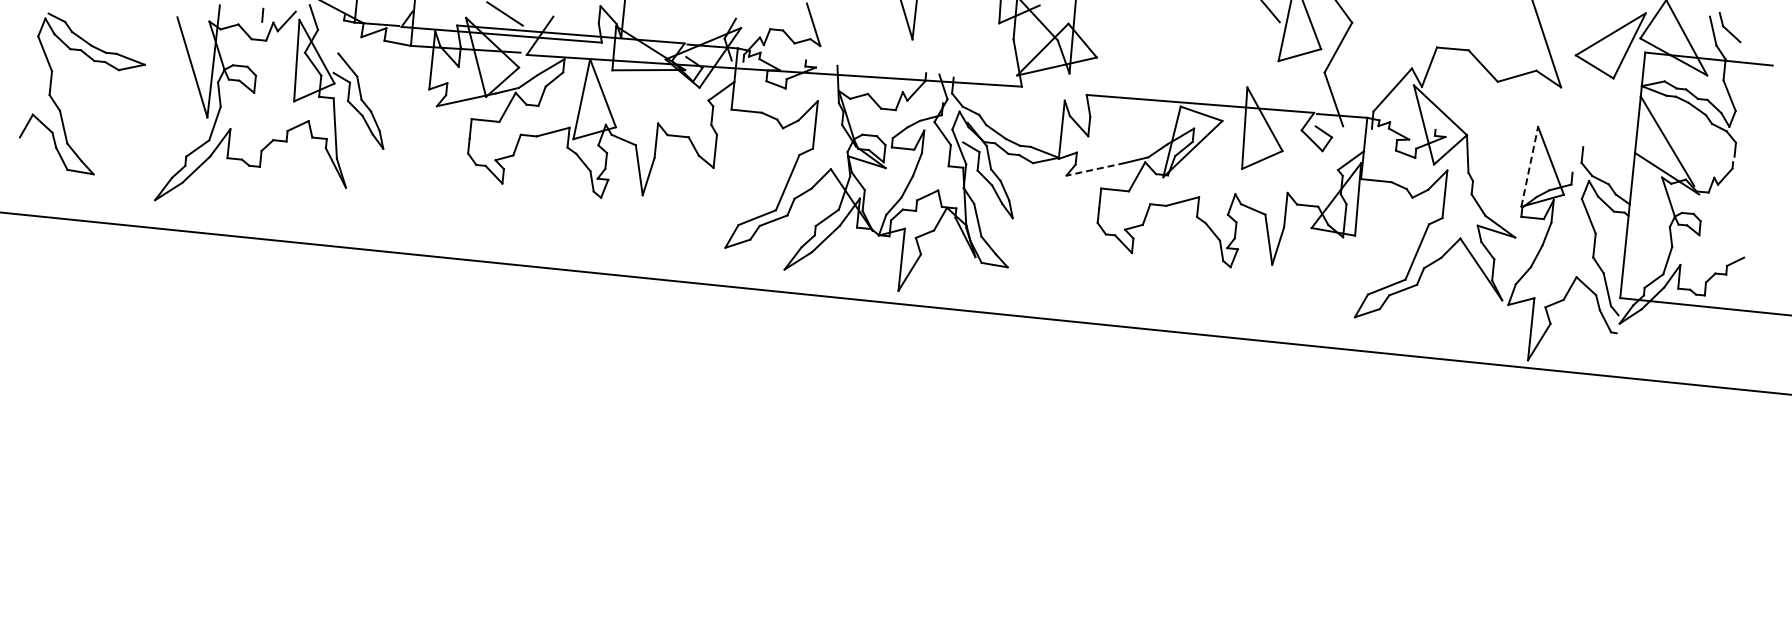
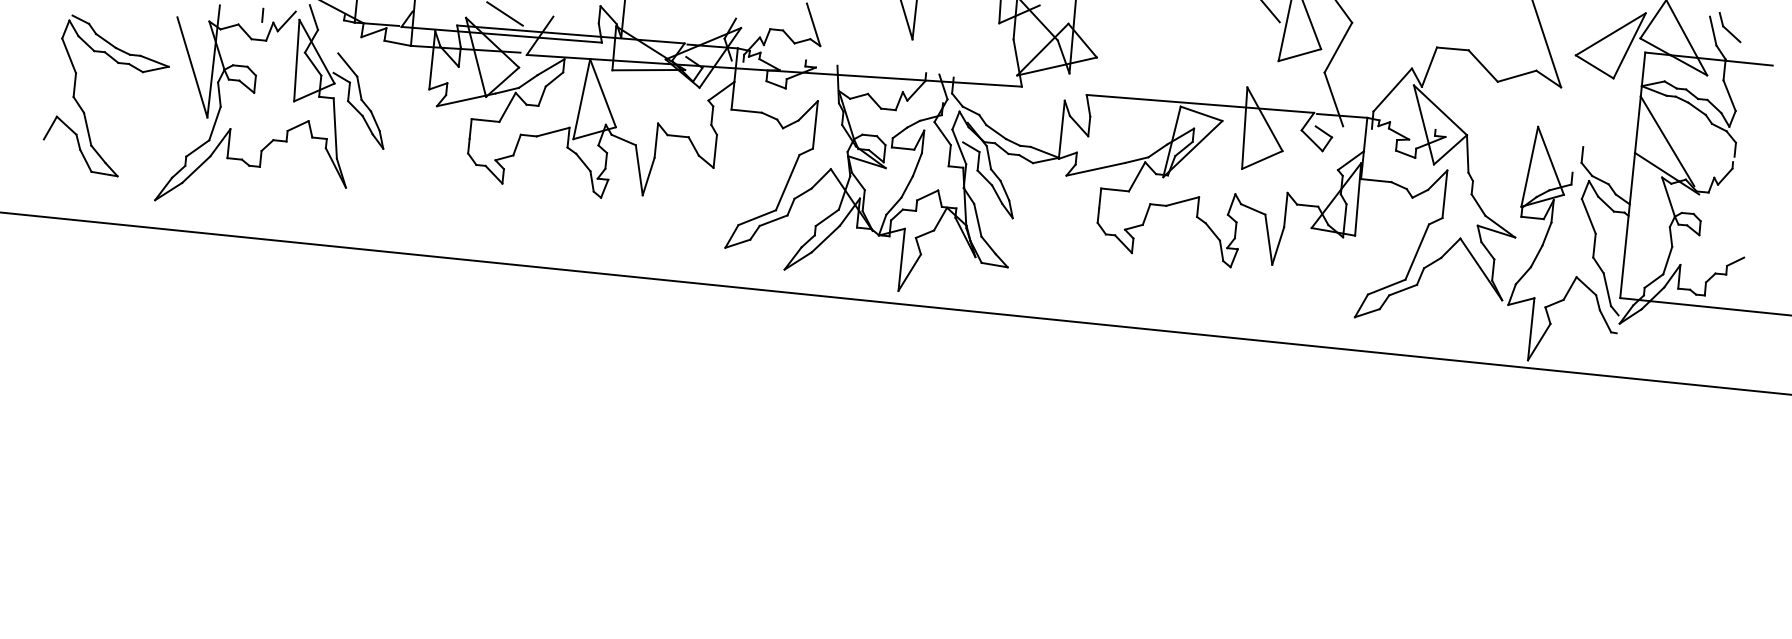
part position: (60, 109) -> (84, 111) (84, 111)
line: dashed -> solid (1529, 166)
line: dashed -> solid (1095, 169)
